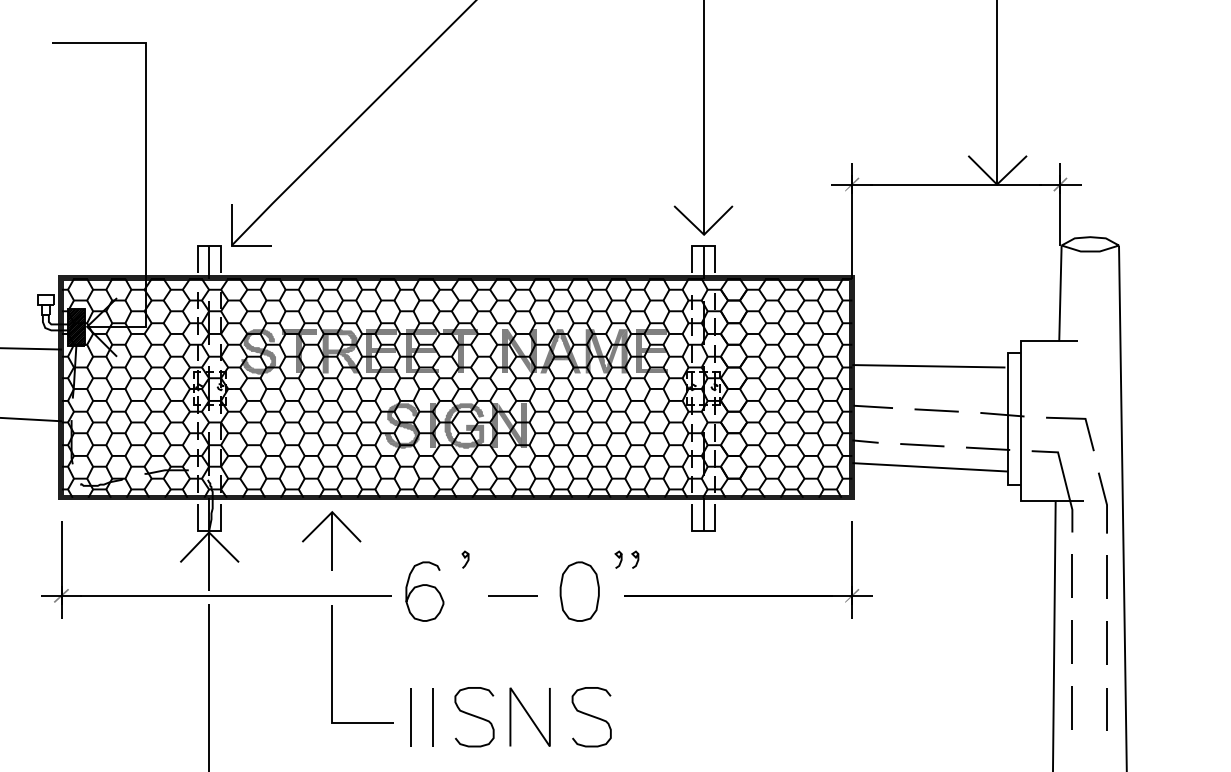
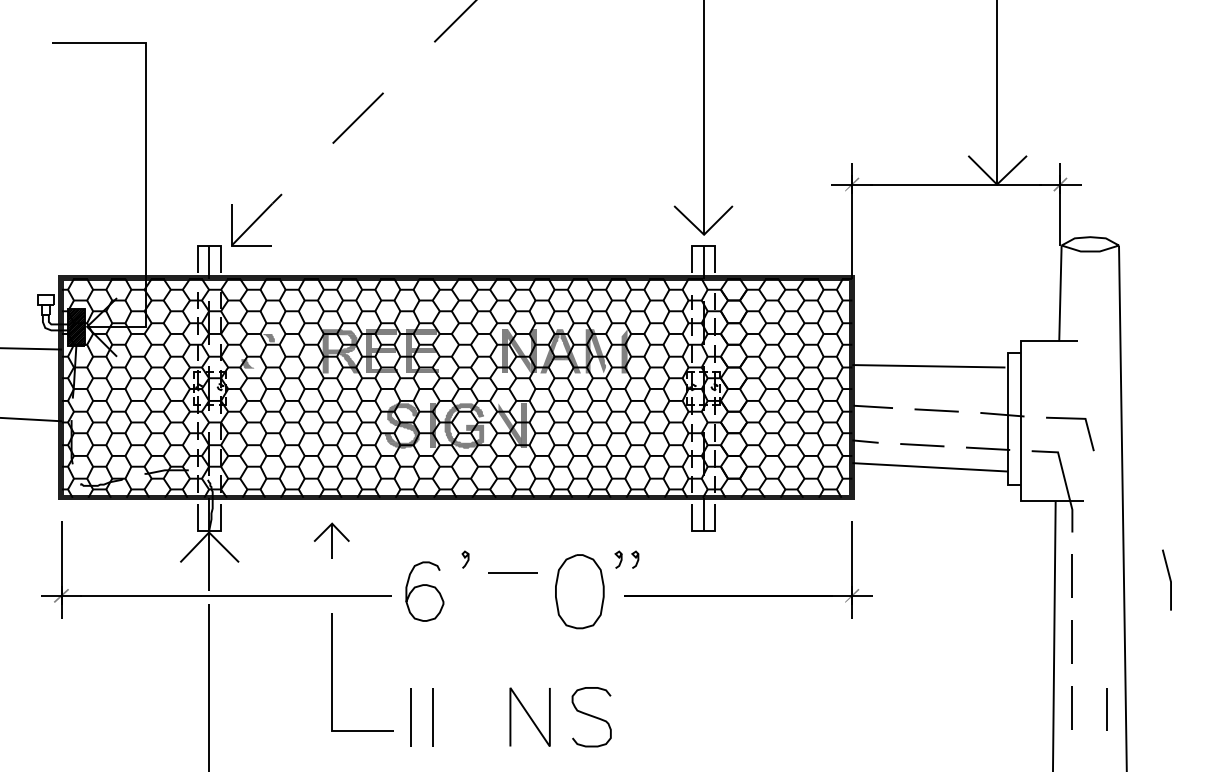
line: solid -> dashed (353, 123)
fill: present -> none (259, 351)
fill: present -> none (299, 351)
fill: present -> none (460, 351)
fill: present -> none (615, 351)
fill: present -> none (651, 351)
fill: present -> none (495, 425)
line position: (1105, 502) -> (1169, 579) (1169, 579)
part size: 60x60 px -> 37x37 px (331, 540)
line: present -> none (1106, 576)
part size: 41x61 px -> 50x76 px (579, 591)
line position: (512, 595) -> (512, 572) (512, 572)
line: present -> none (1106, 642)
line position: (332, 664) -> (332, 672) (332, 672)
curve: present -> none (474, 716)
